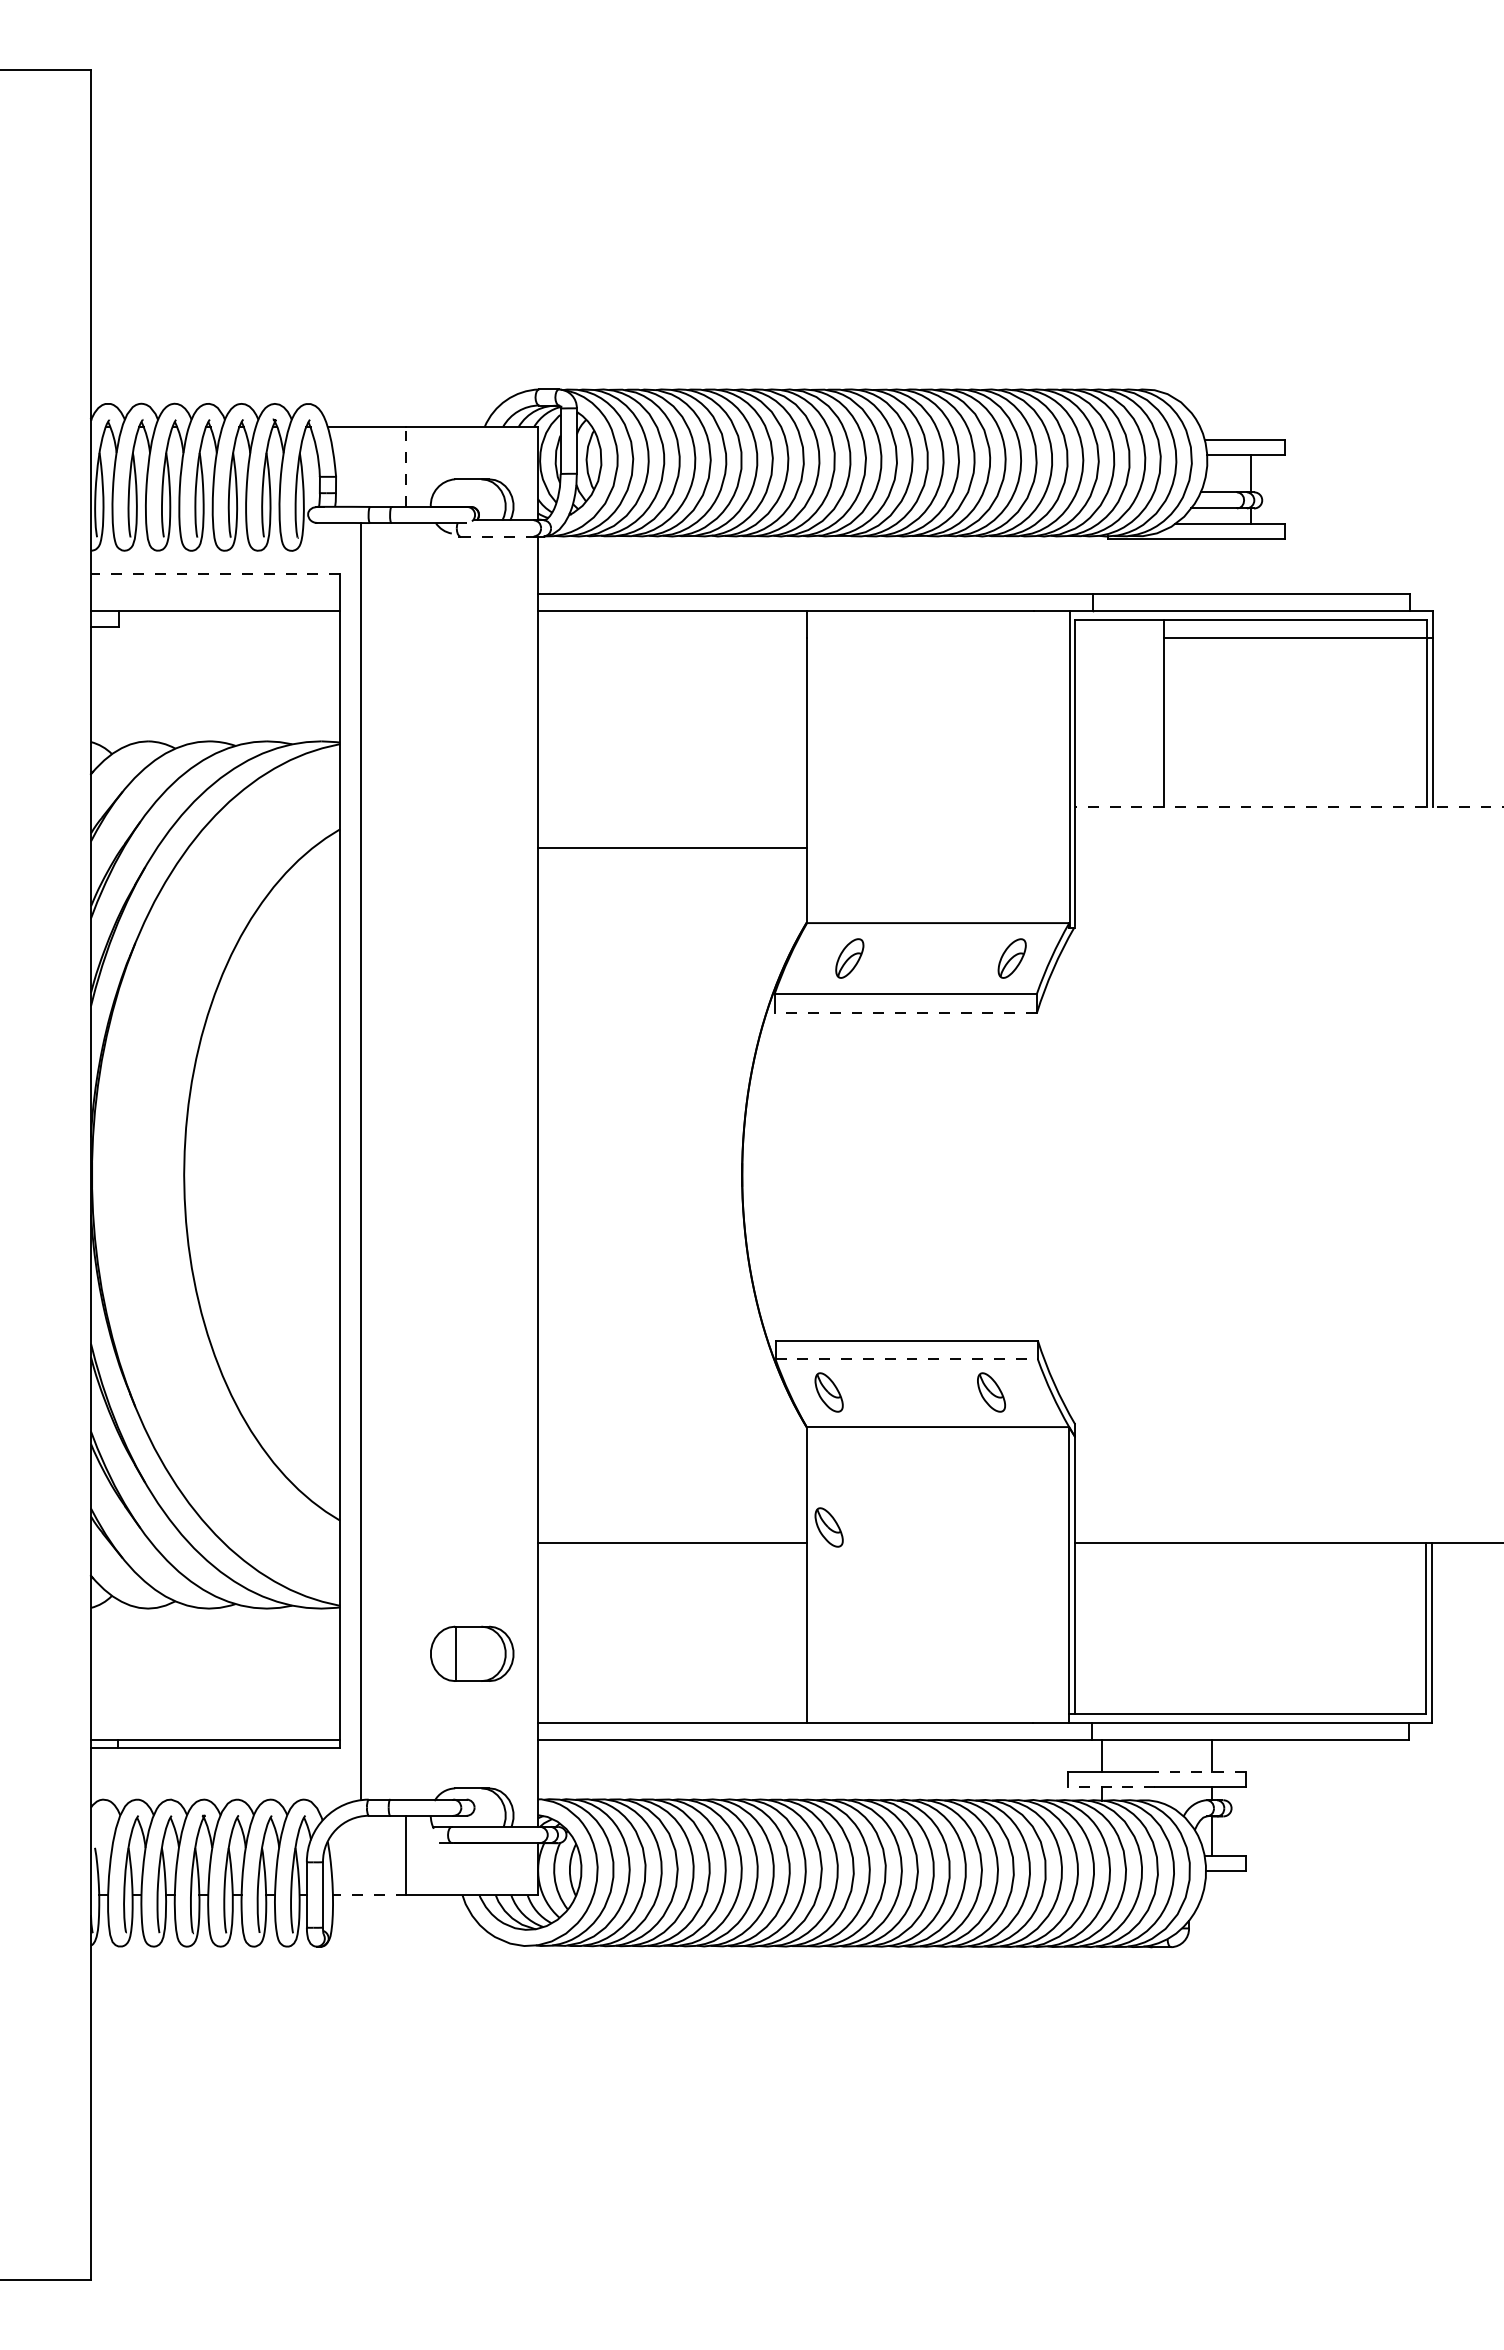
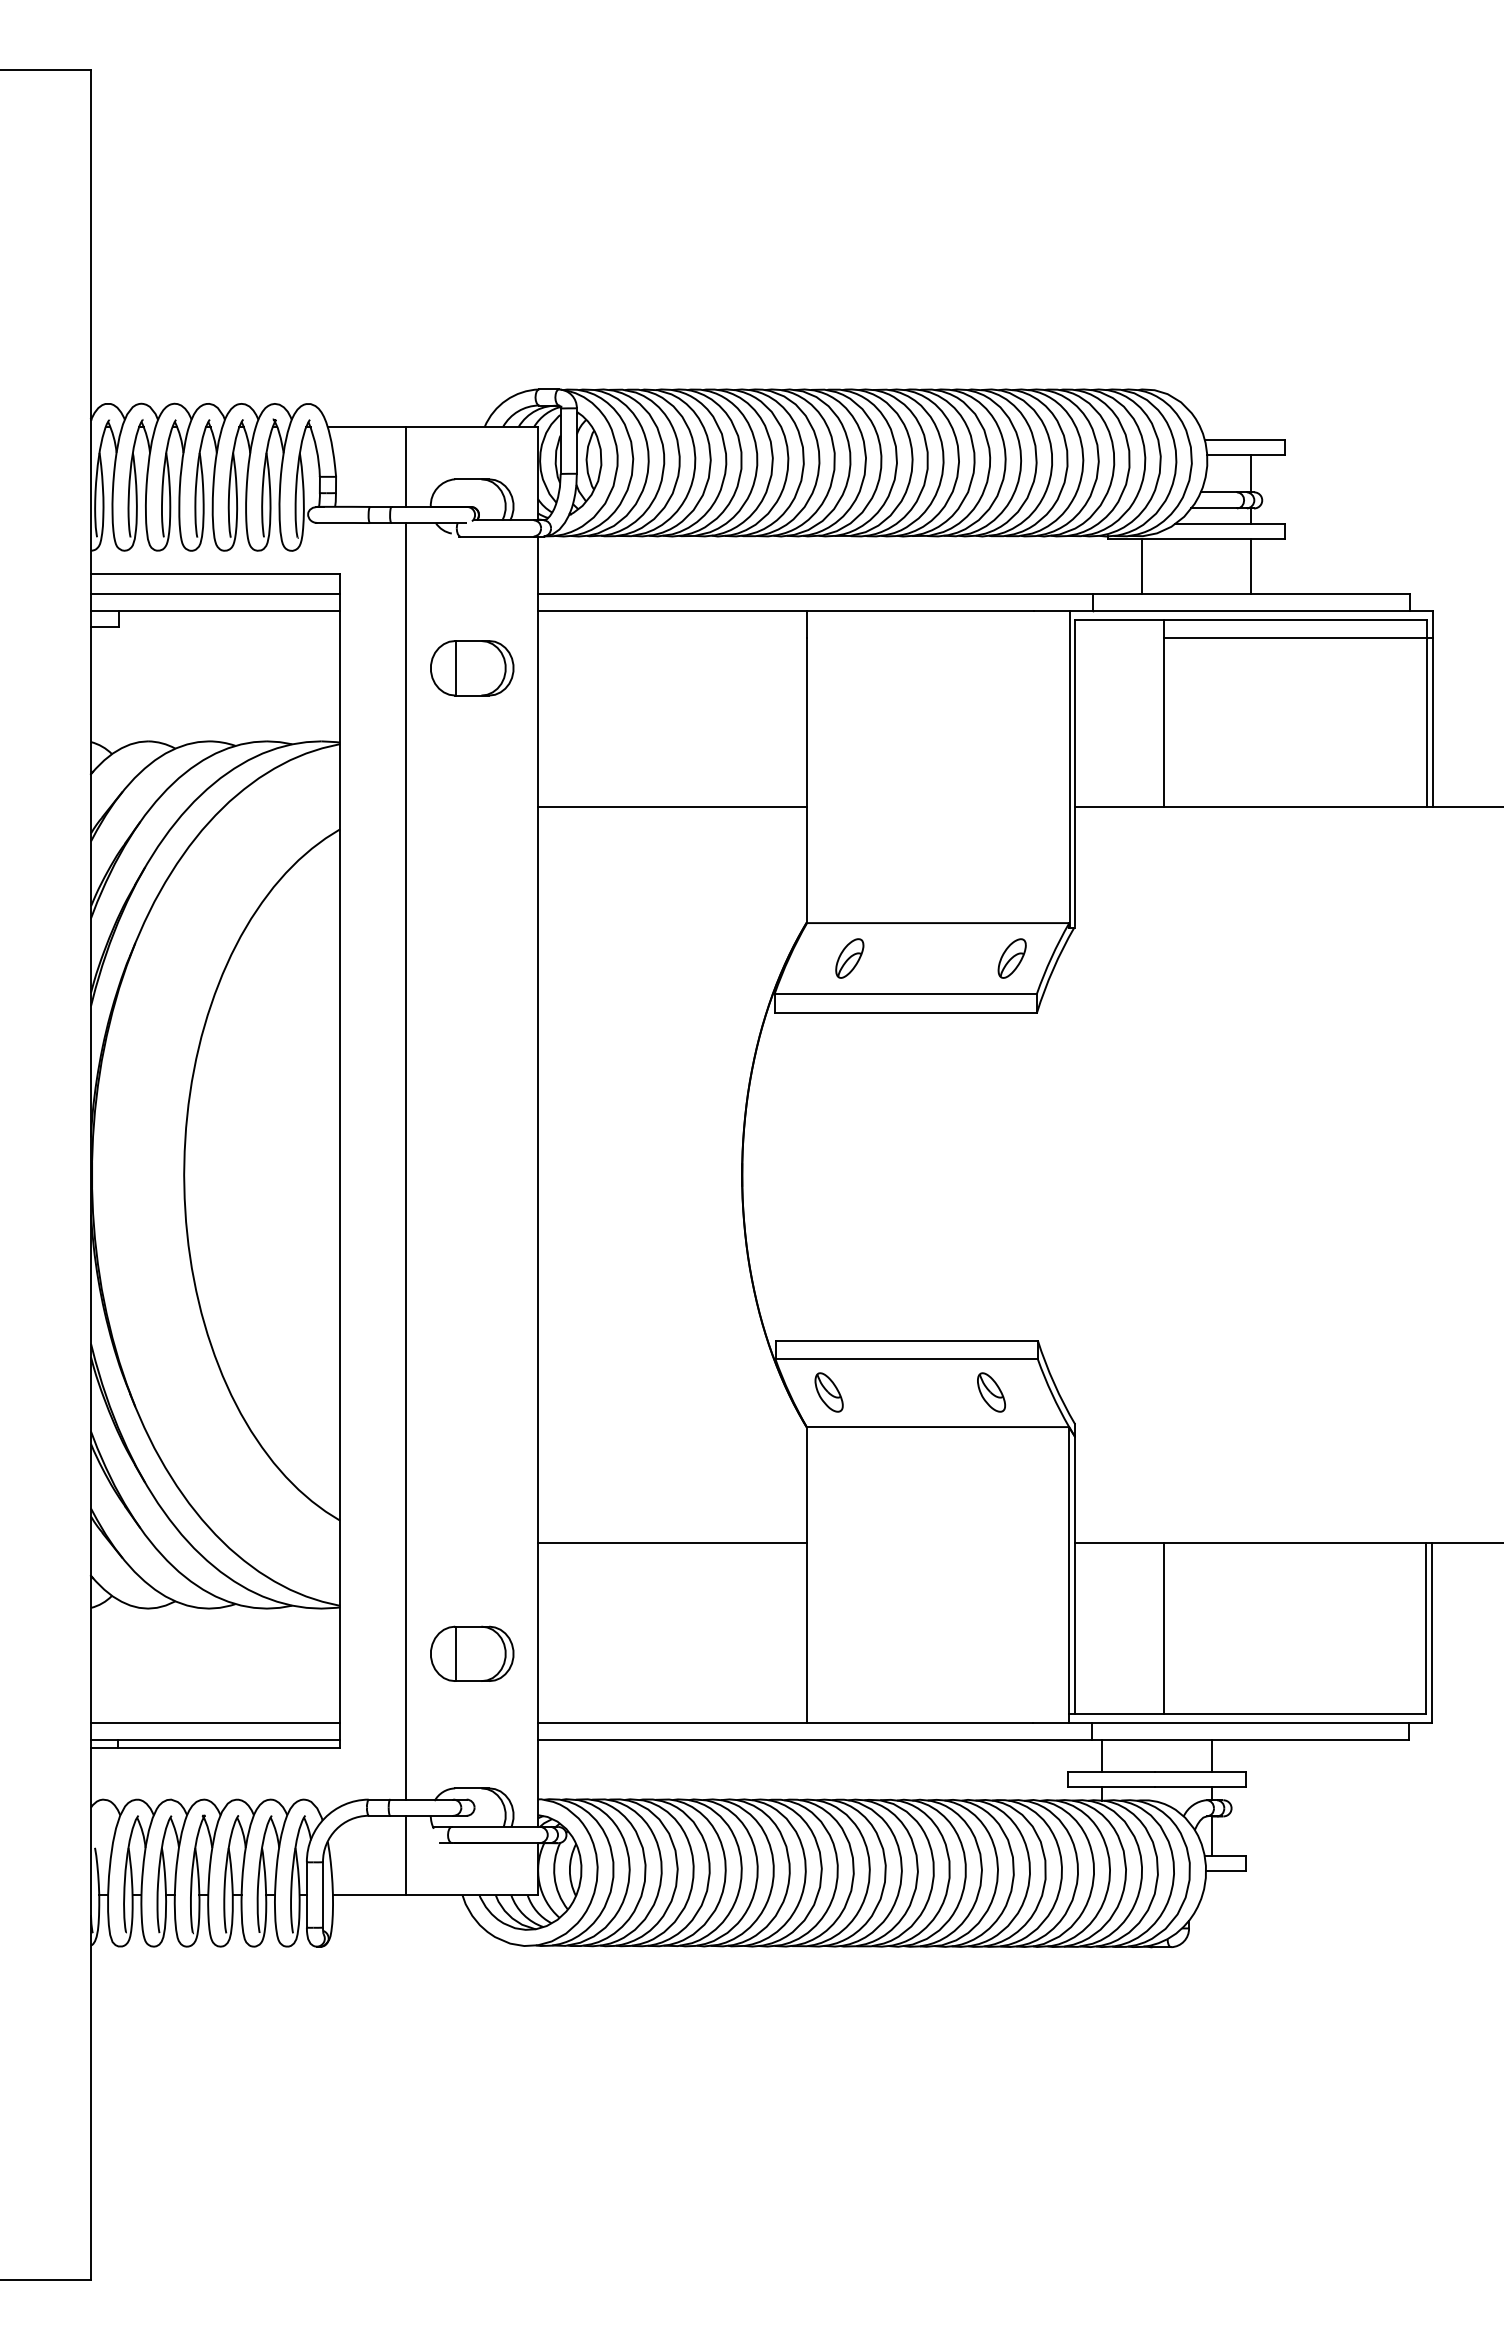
line: dashed -> solid (406, 466)
line: dashed -> solid (497, 536)
line: none -> present (1142, 566)
line: none -> present (1251, 566)
line: dashed -> solid (215, 574)
line: none -> present (215, 593)
part: none -> present (472, 668)
line: dashed -> solid (1289, 806)
line position: (672, 847) -> (672, 806) (672, 806)
line: dashed -> solid (905, 1012)
line position: (361, 1161) -> (406, 1161) (406, 1161)
line: dashed -> solid (907, 1359)
part: present -> none (828, 1527)
line: none -> present (1163, 1628)
line: none -> present (215, 1722)
line: dashed -> solid (1200, 1771)
line: dashed -> solid (1111, 1786)
line: dashed -> solid (369, 1895)
